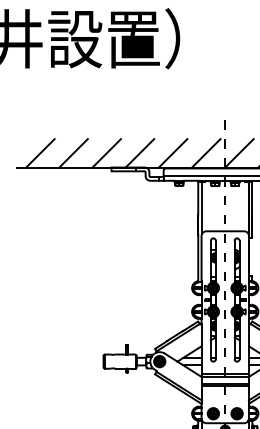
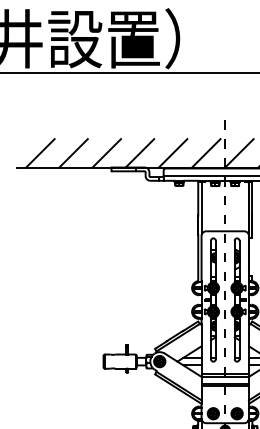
line: none -> present (129, 72)
